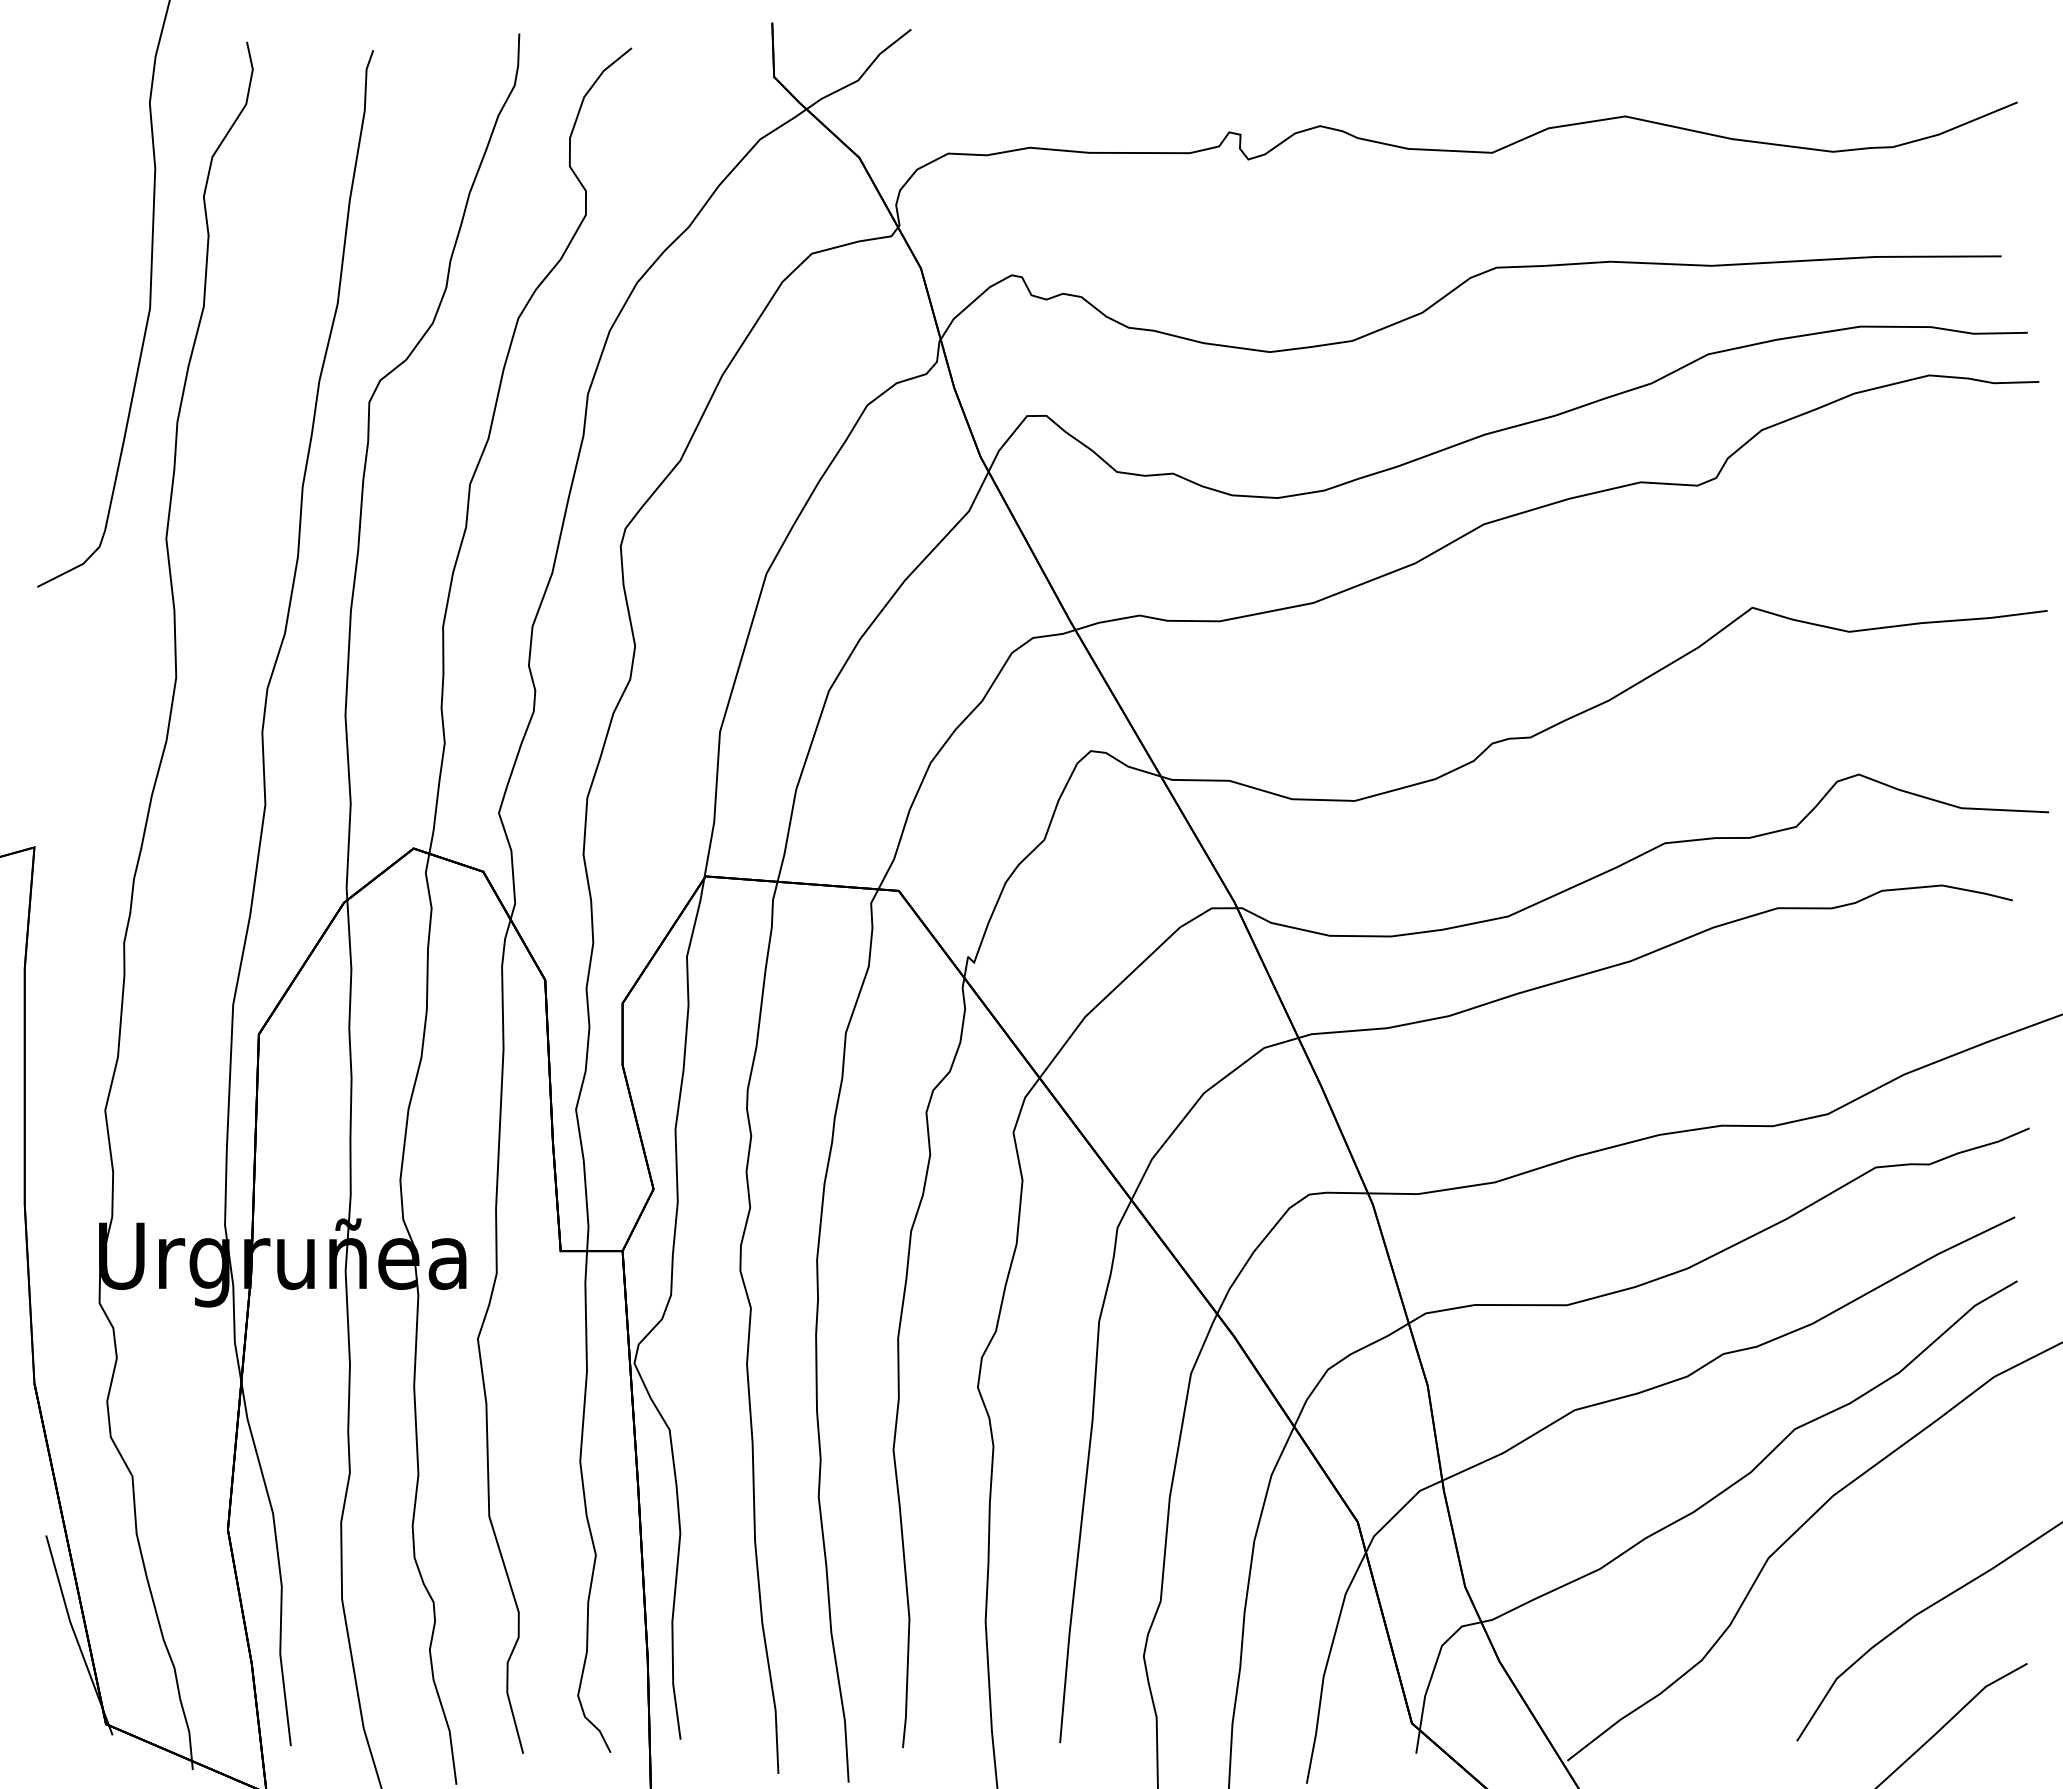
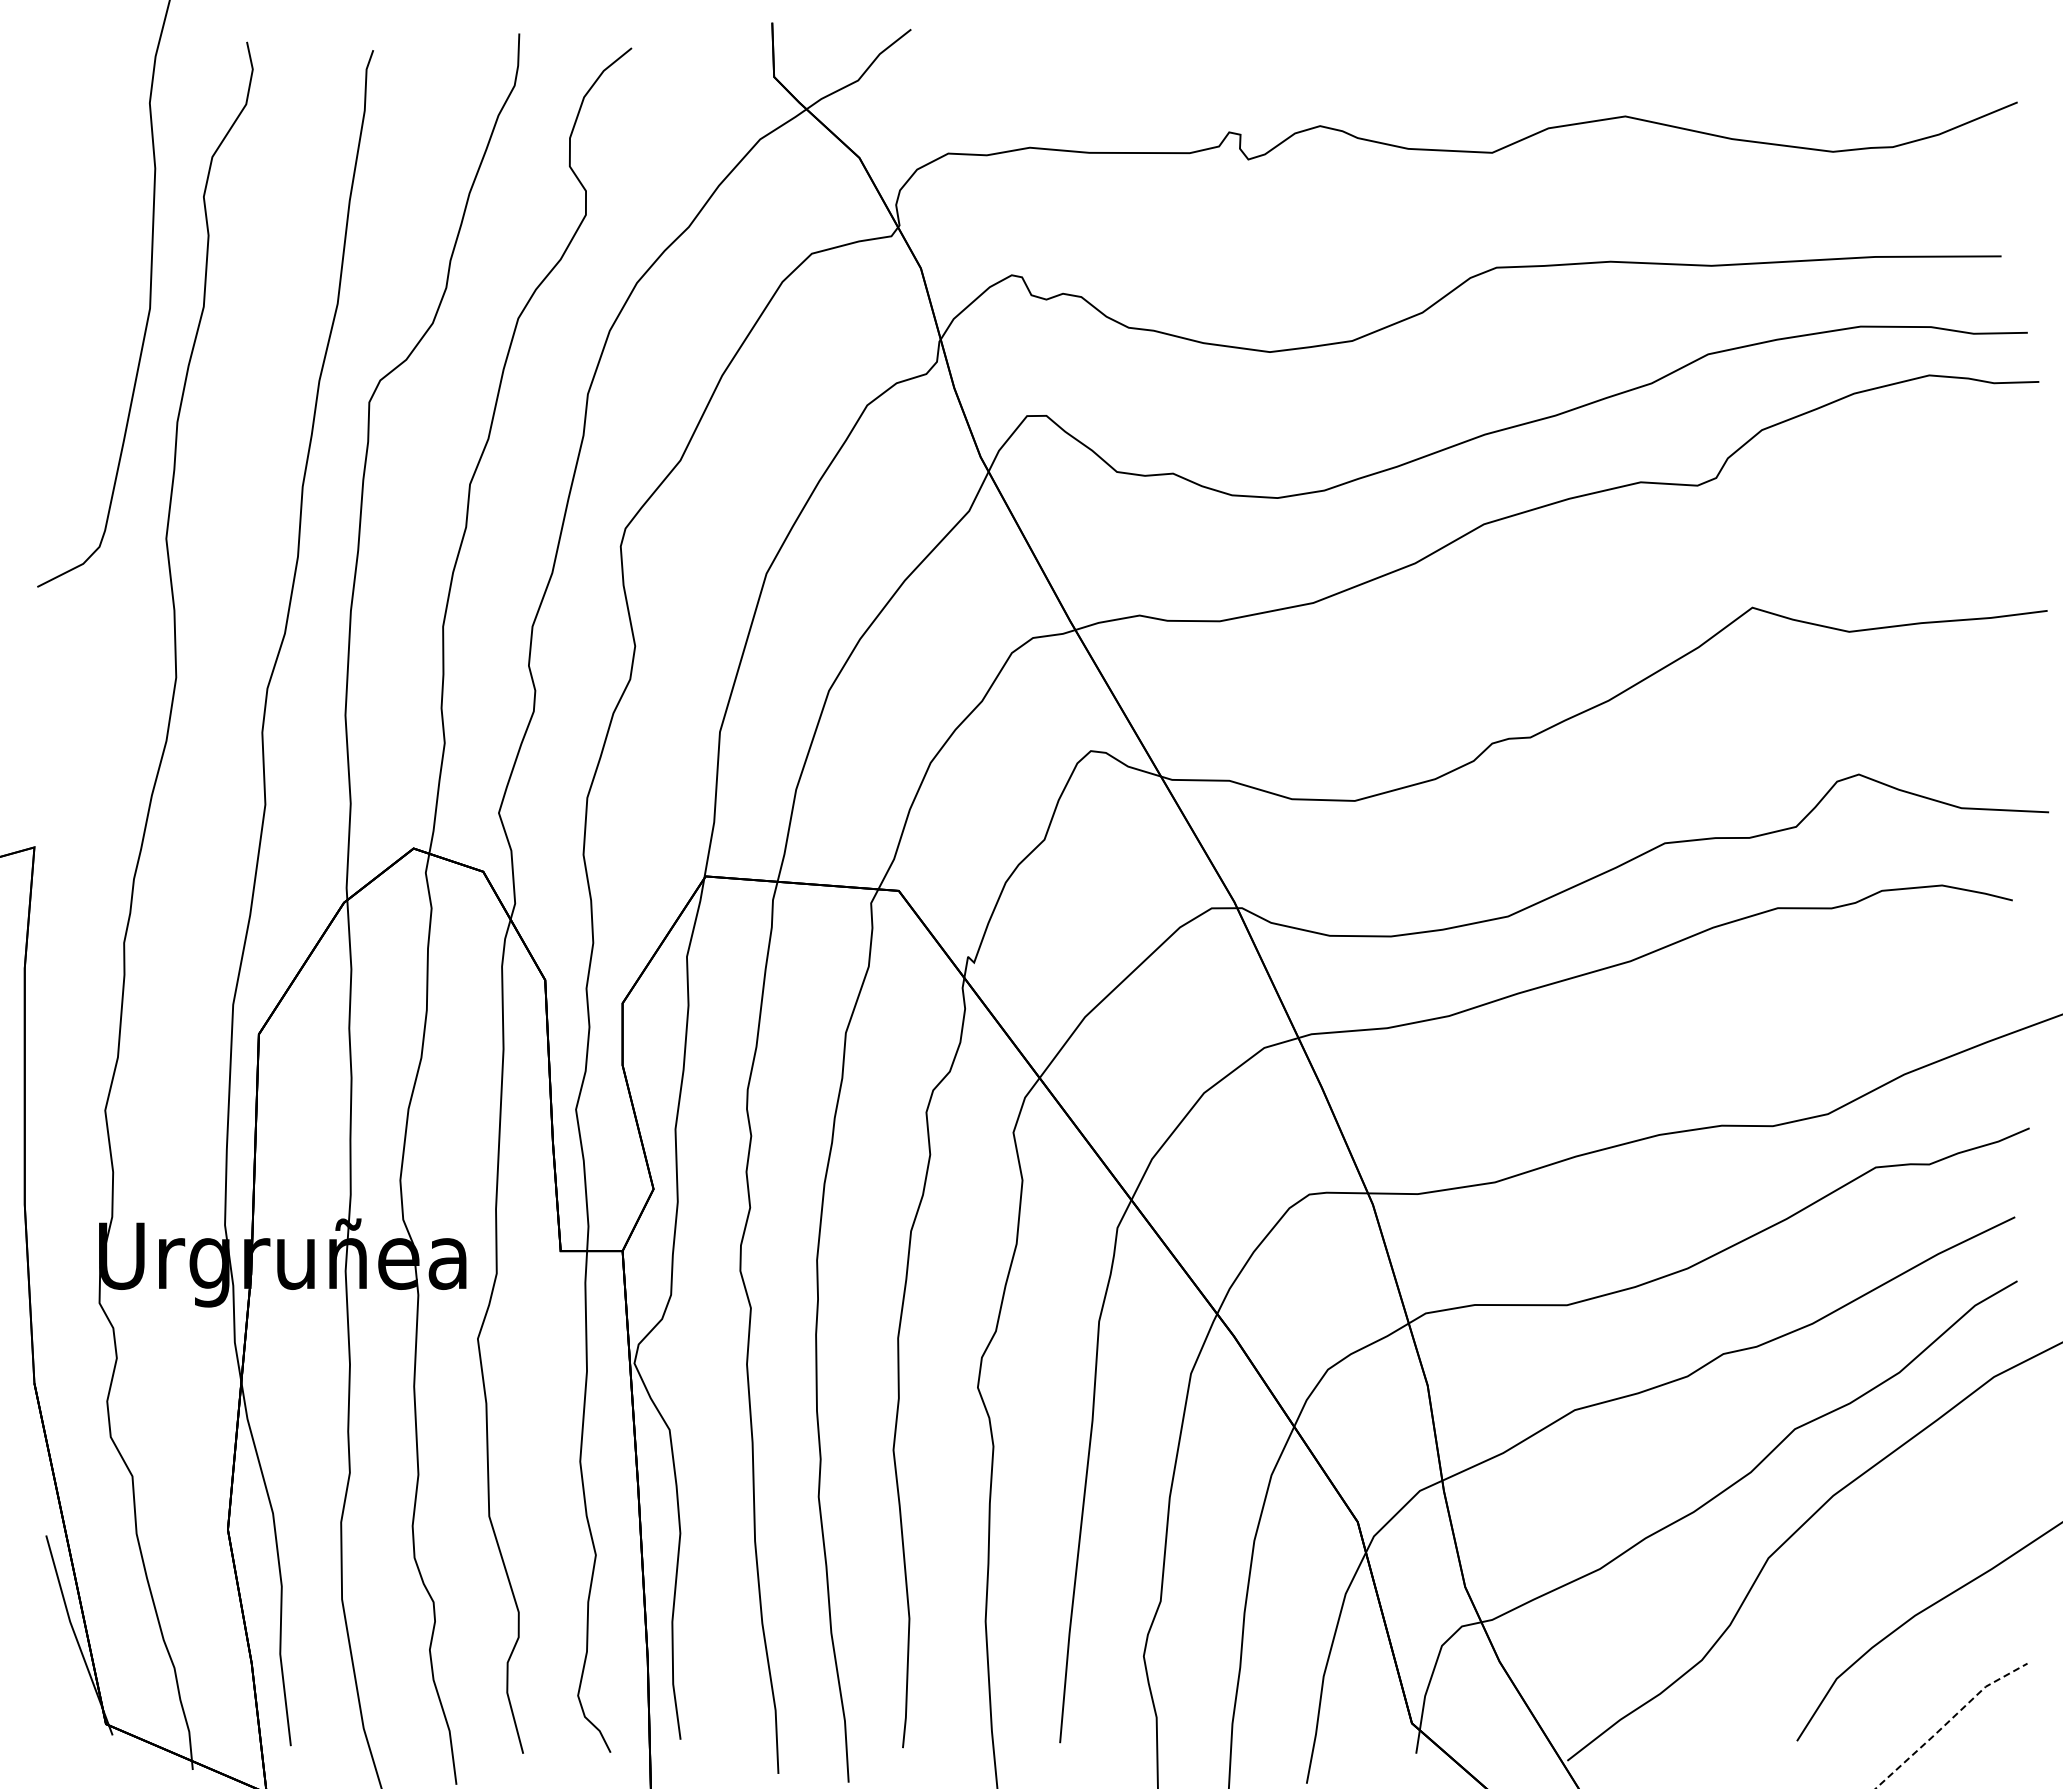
line: solid -> dashed (1949, 1721)
